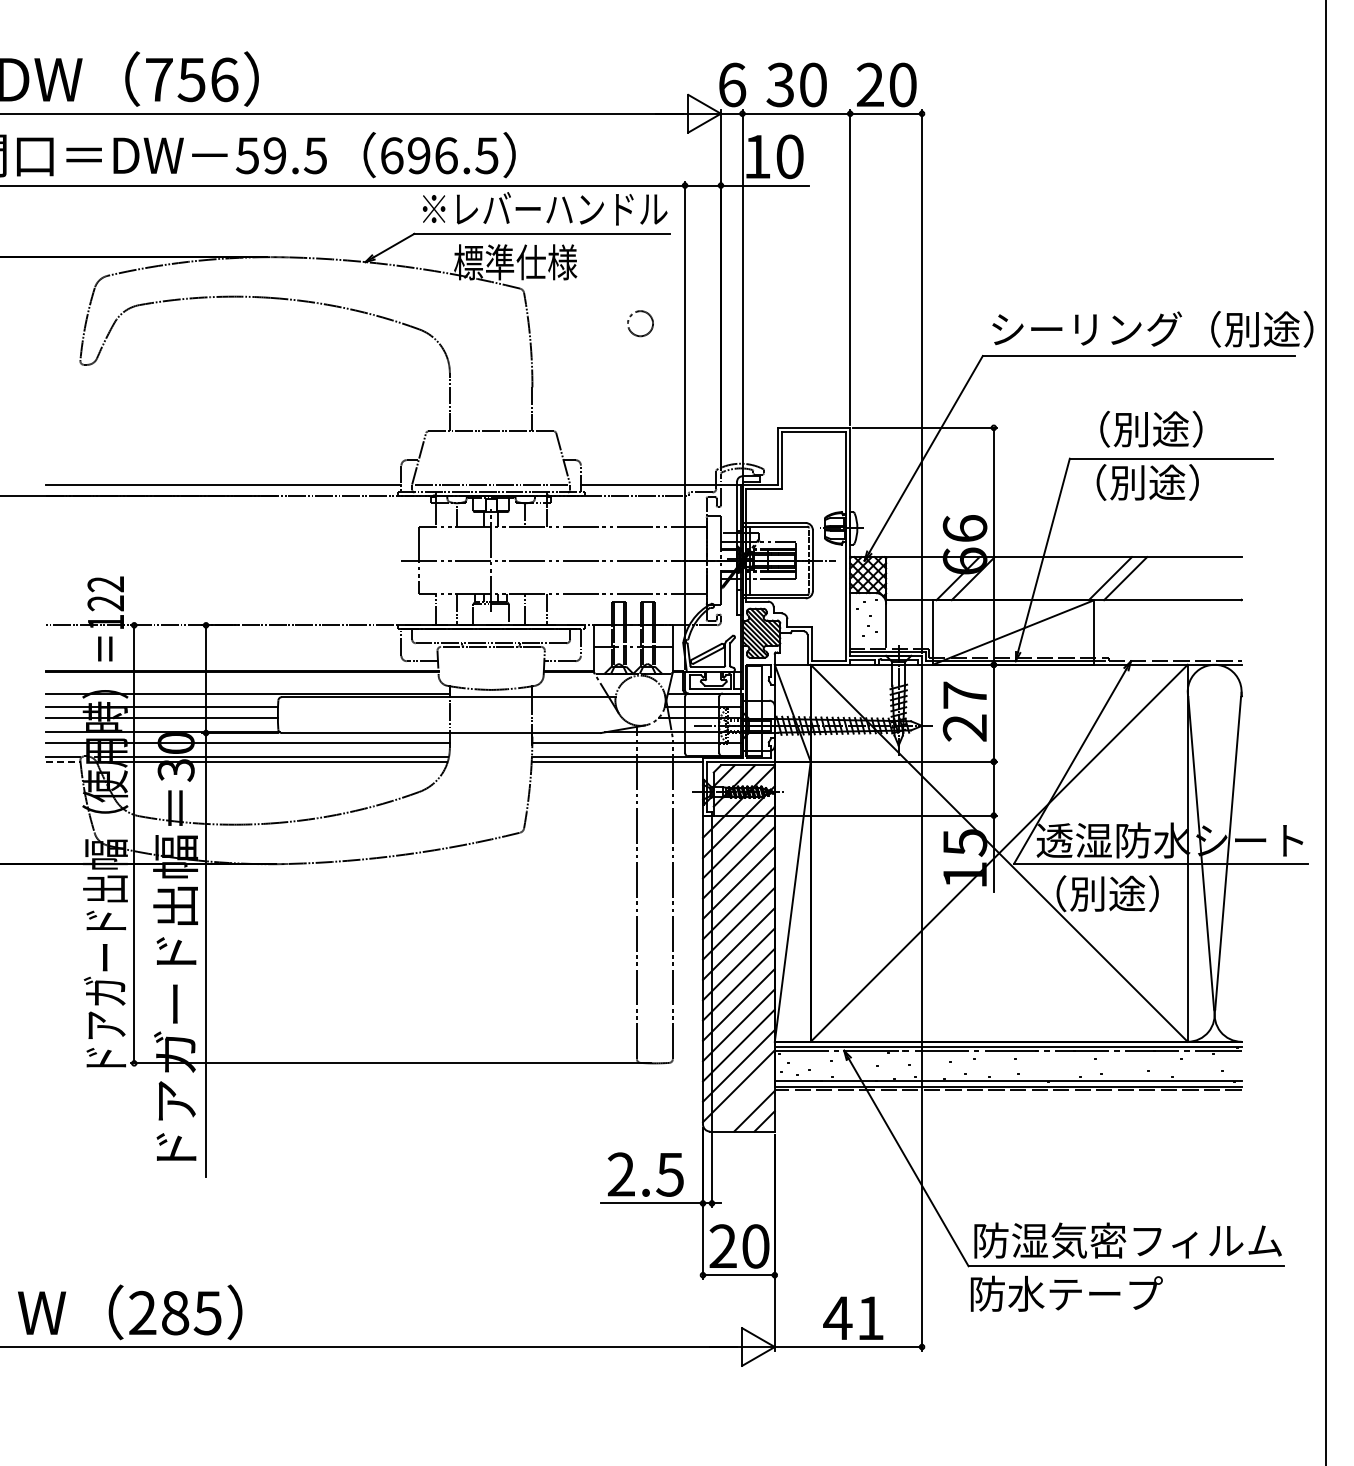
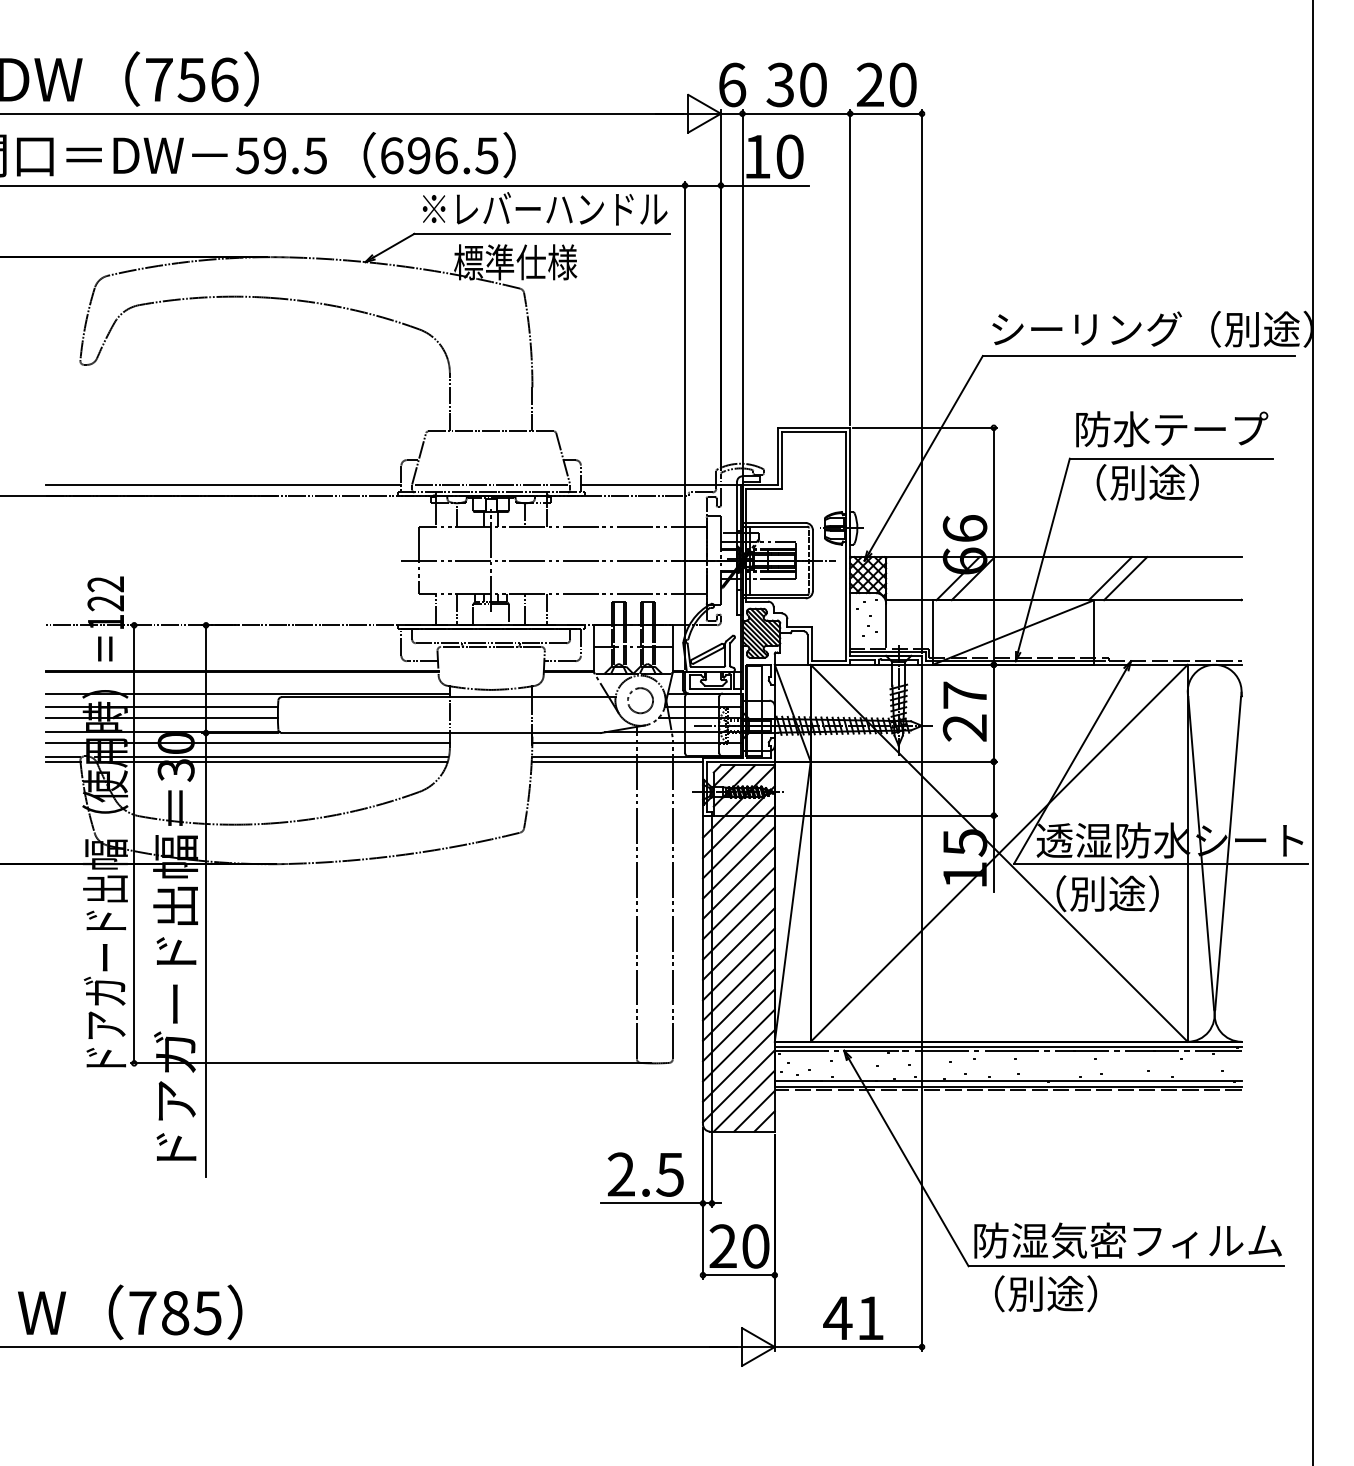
circle position: (640, 323) -> (640, 700) (640, 700)
text: （別途） -> 防水テープ (1172, 428)
line position: (1326, 732) -> (1313, 732) (1313, 732)
line: dashed -> solid (63, 761)
line: none -> present (743, 1100)
text: 防水テープ -> （別途） (1066, 1293)
text: 285 -> 785 (142, 1312)
